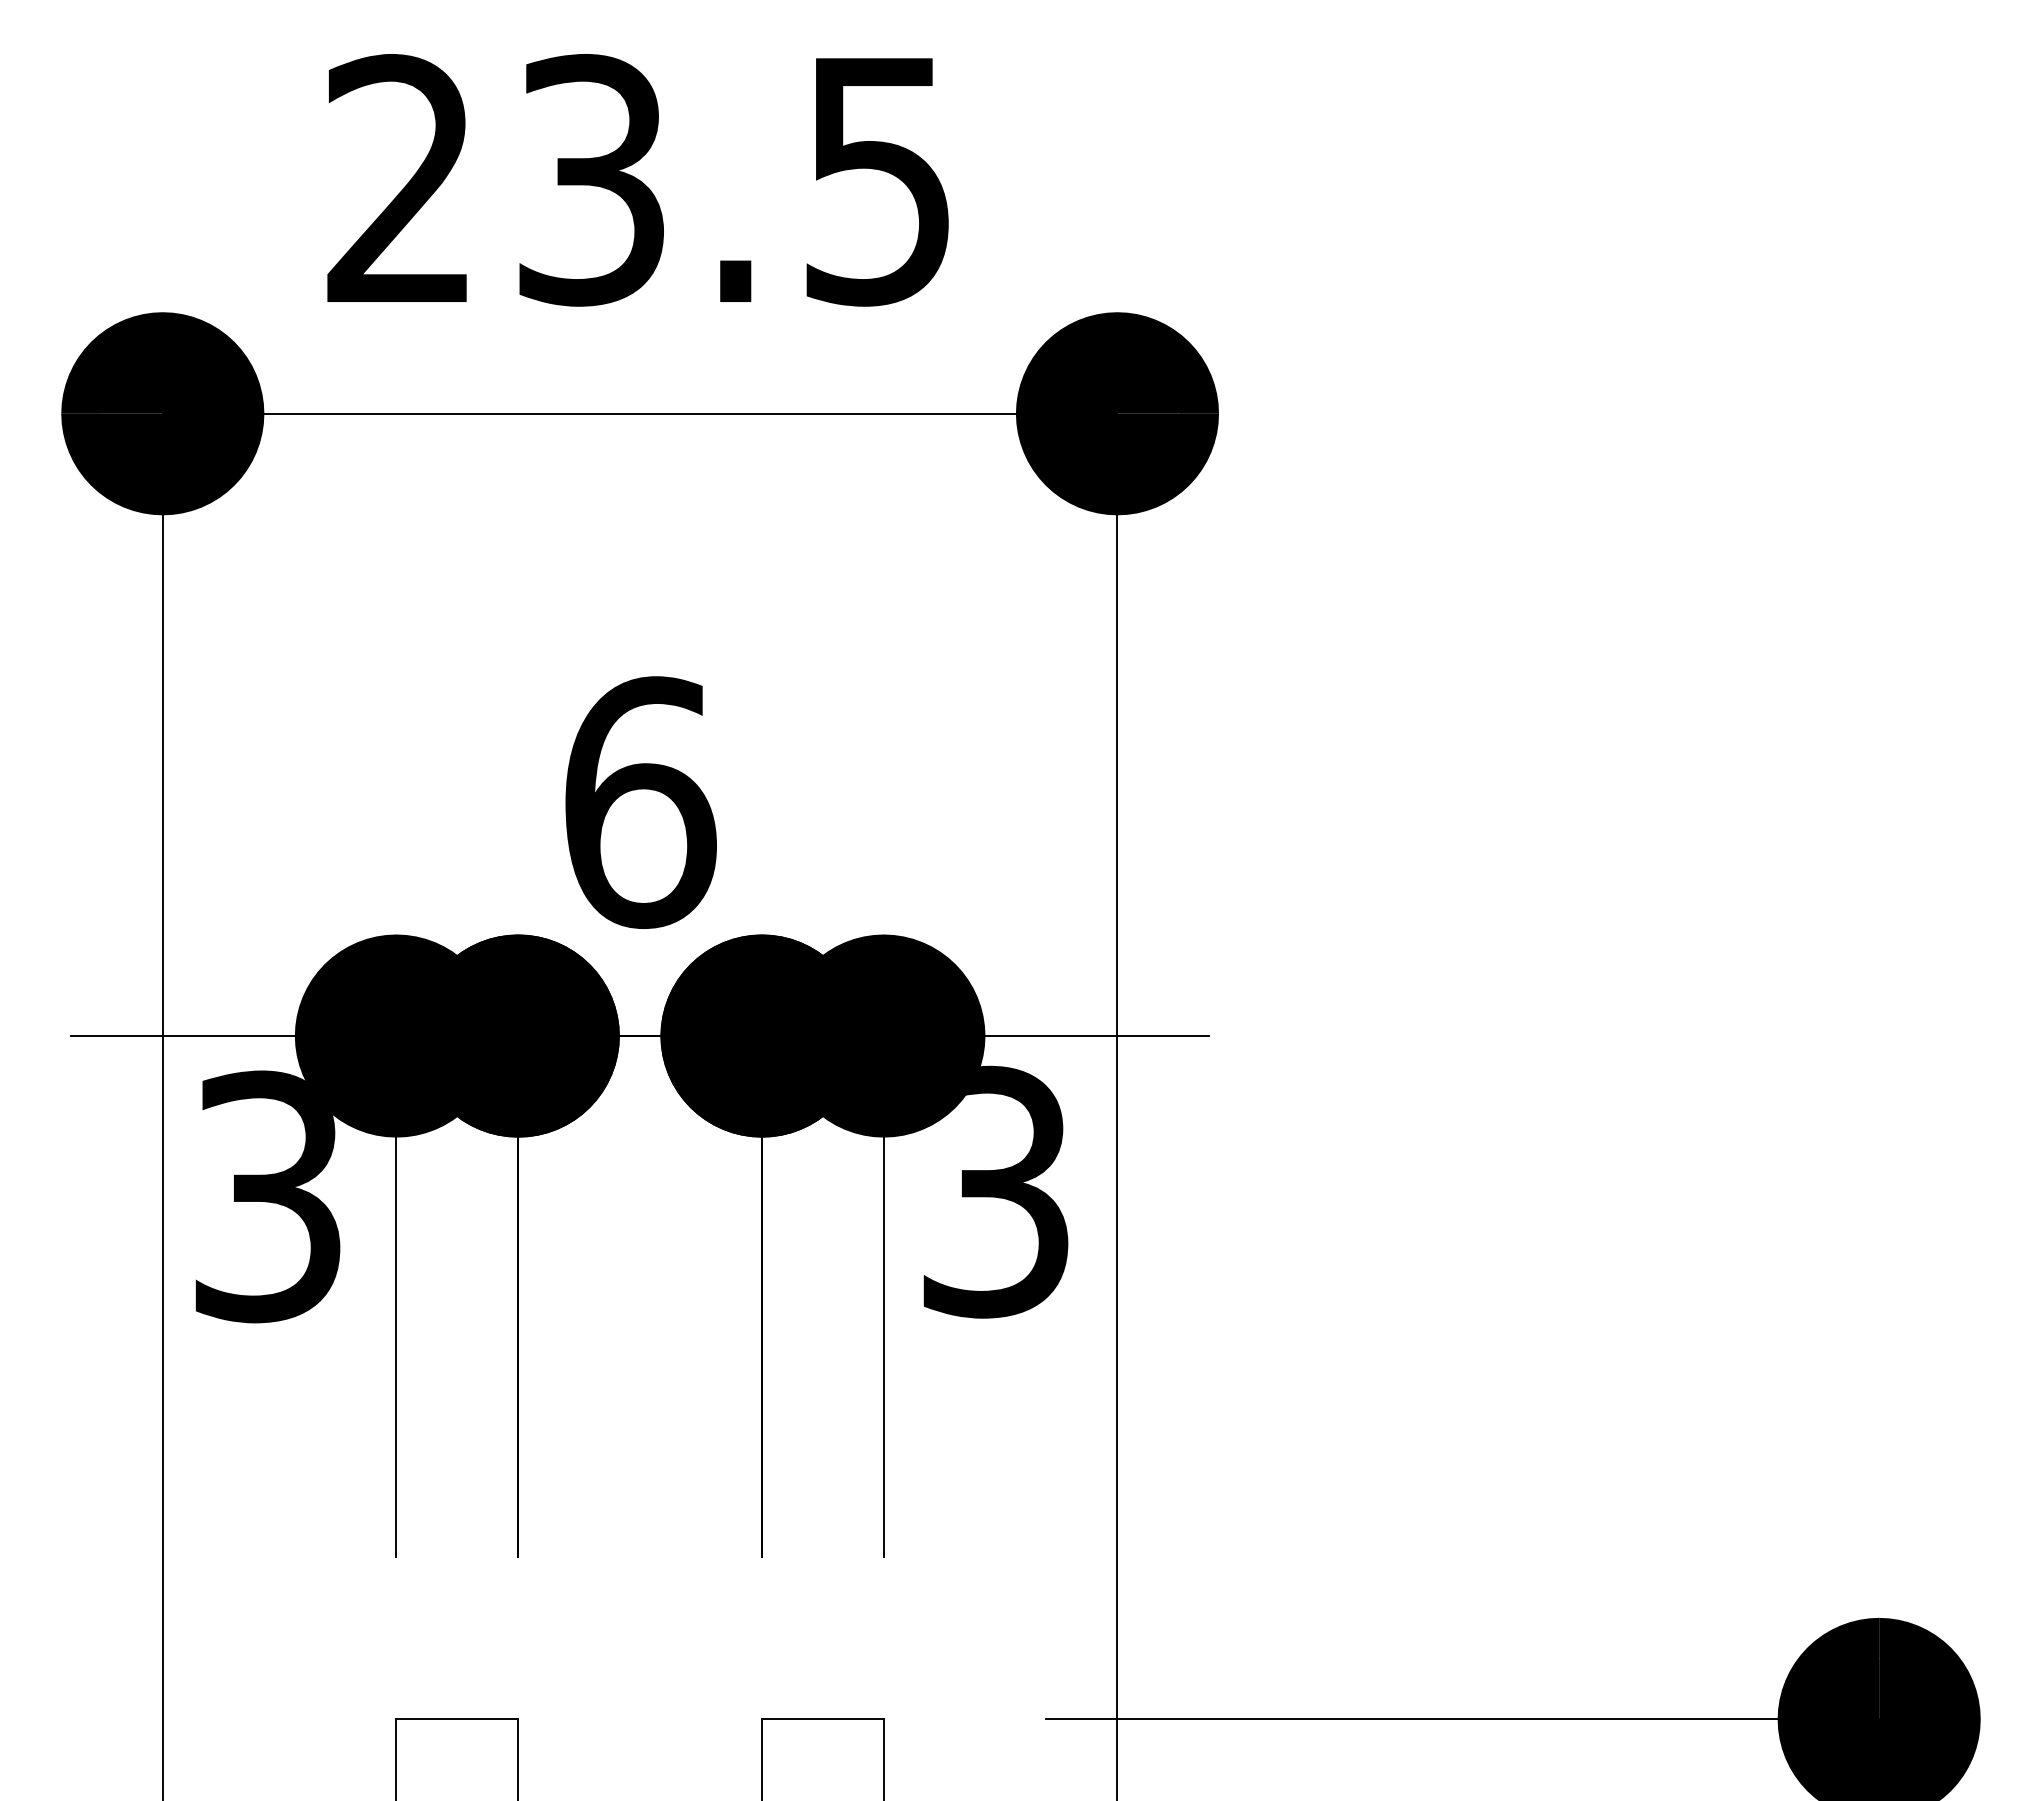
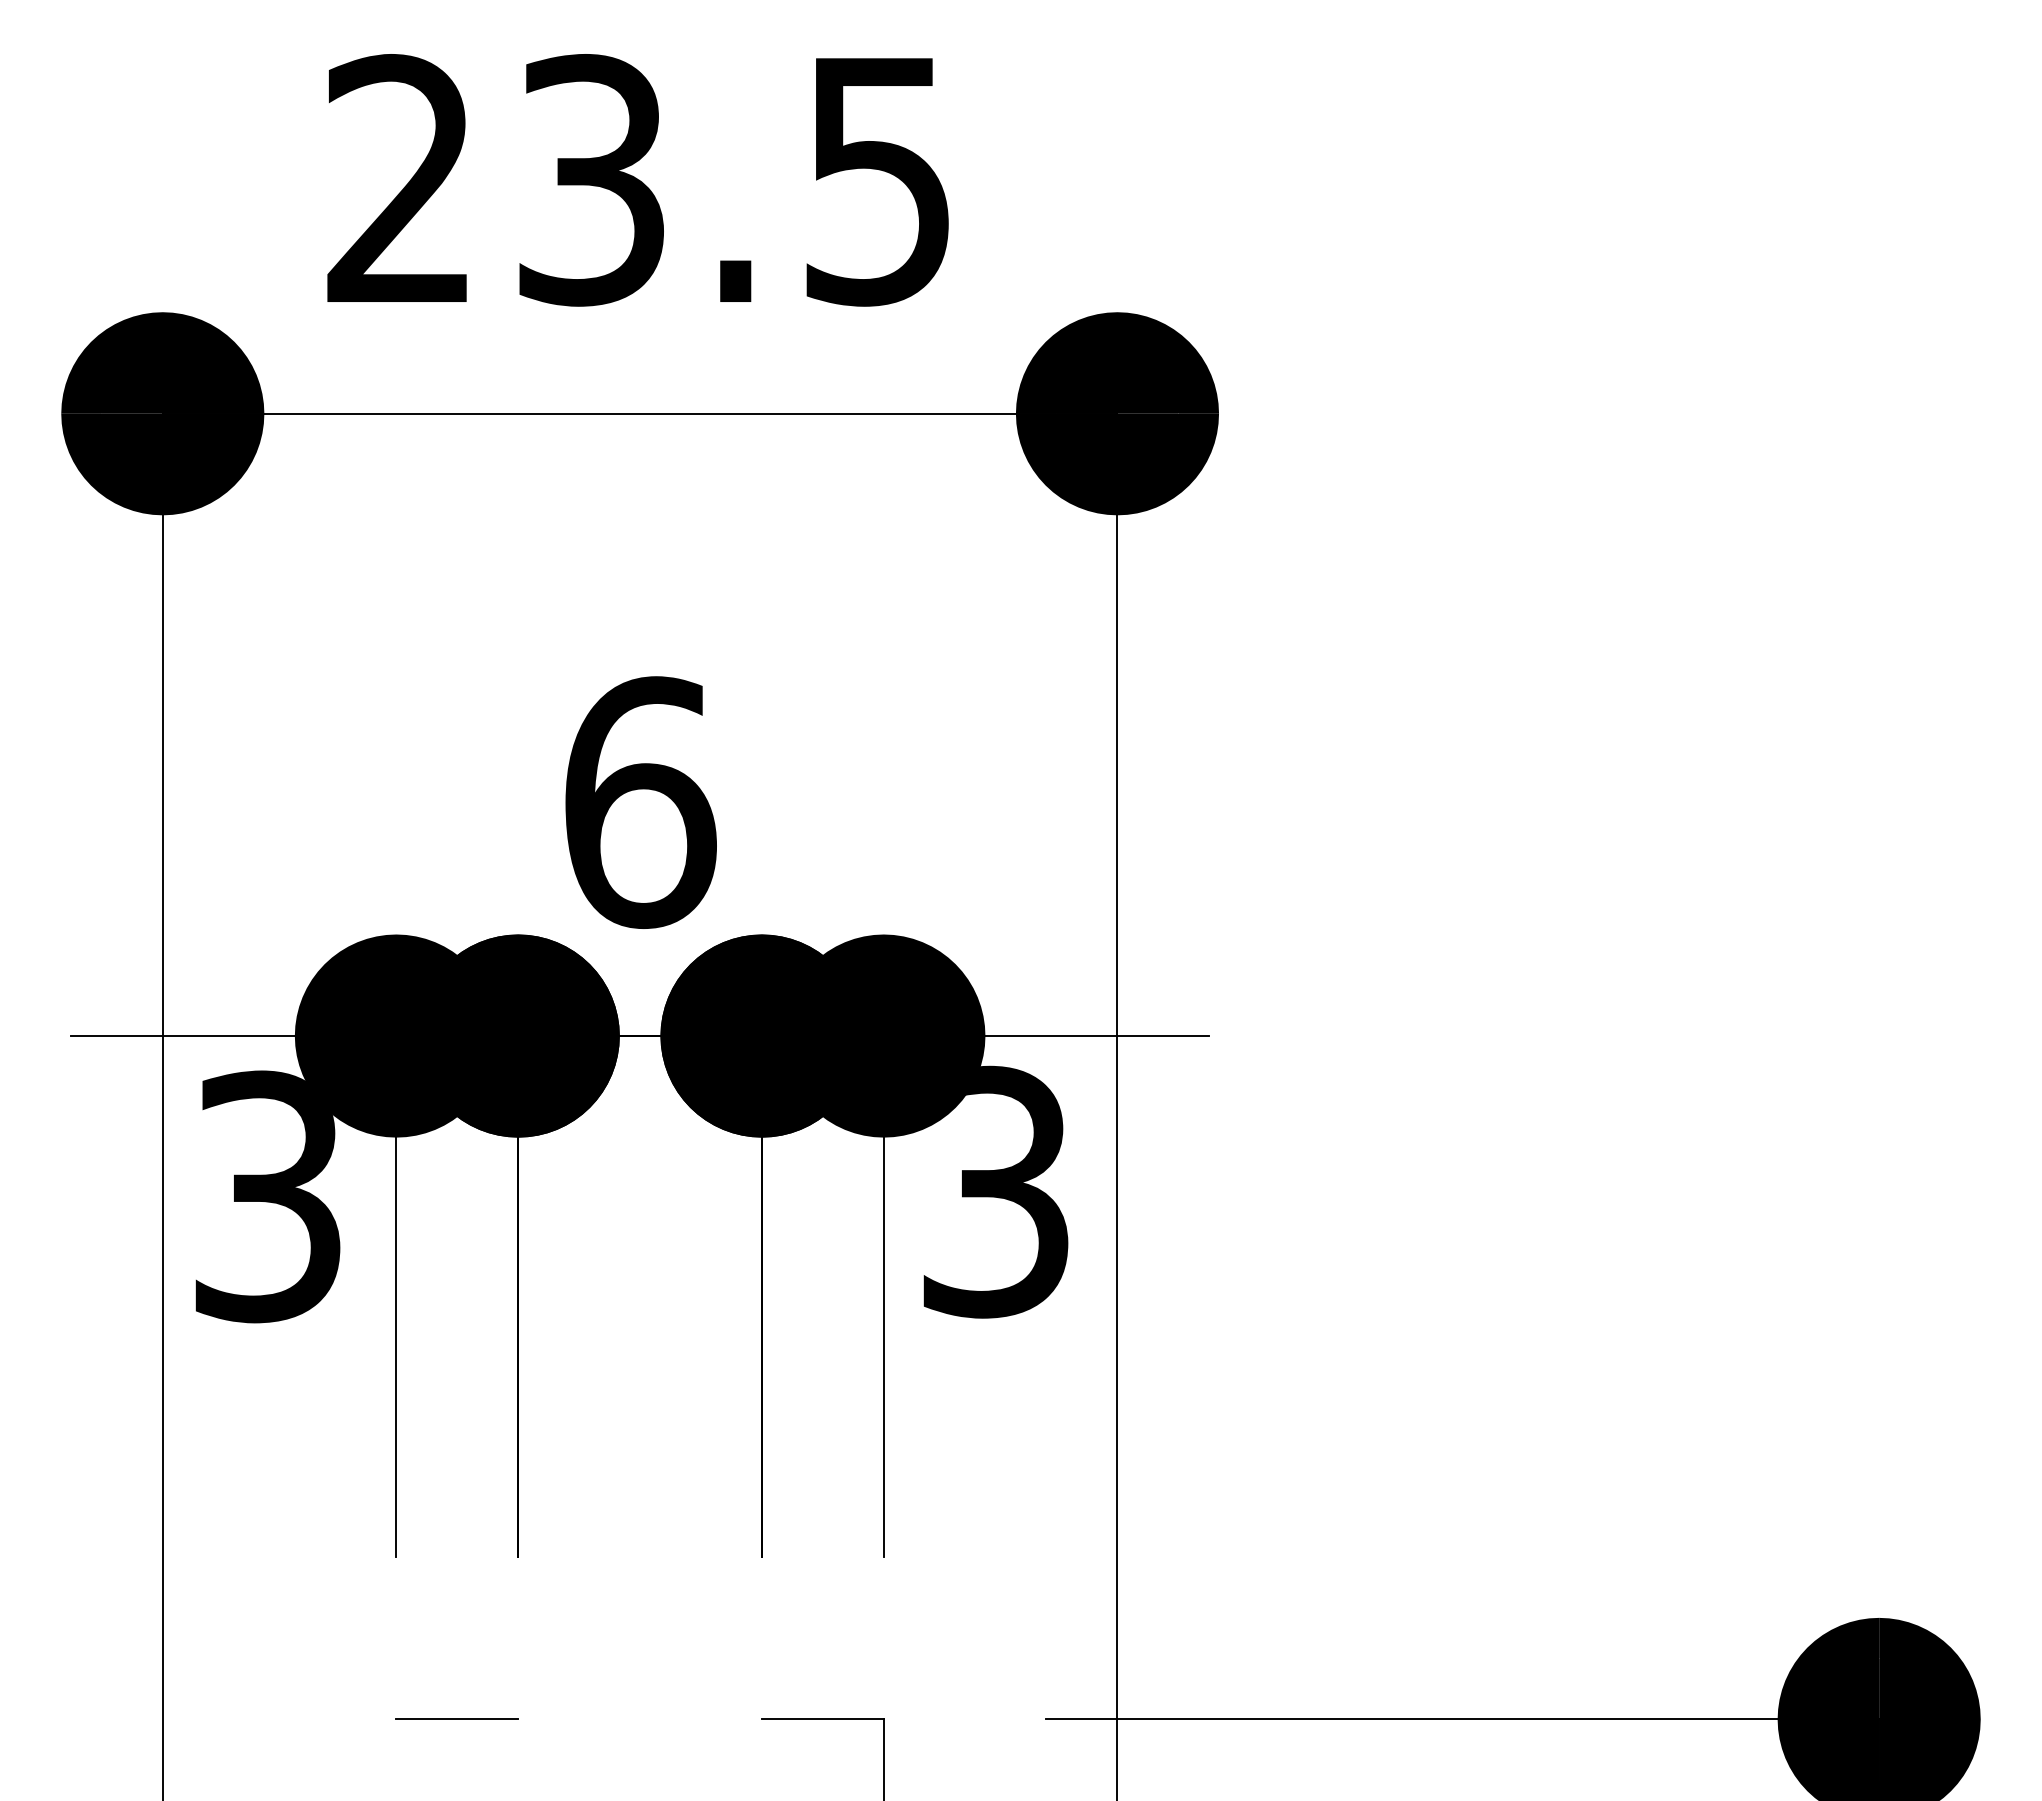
line: present -> none (396, 1758)
line: present -> none (518, 1758)
line: present -> none (762, 1758)
